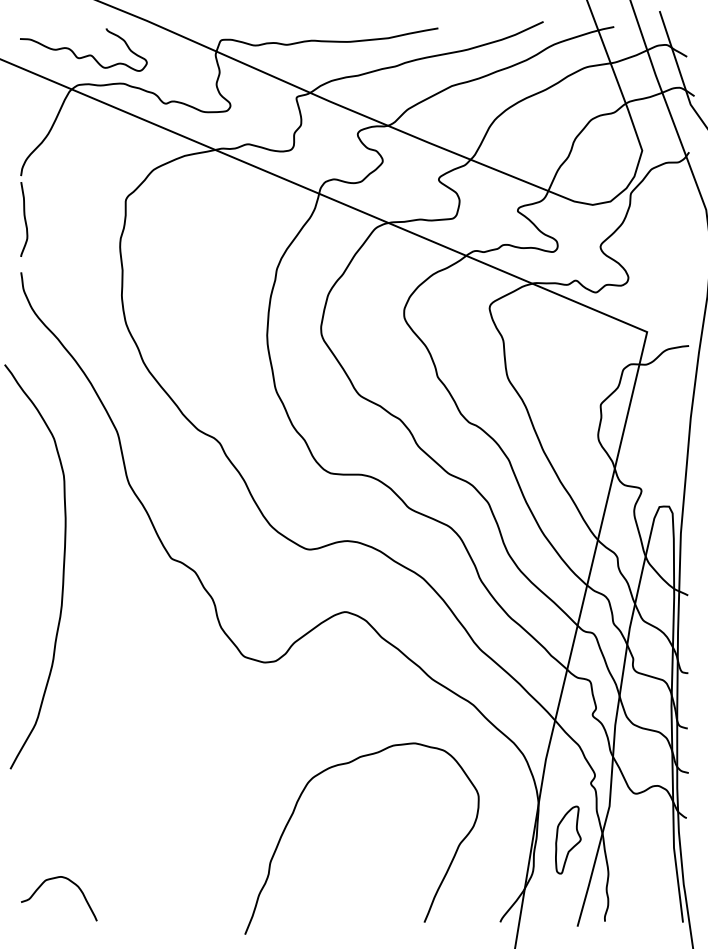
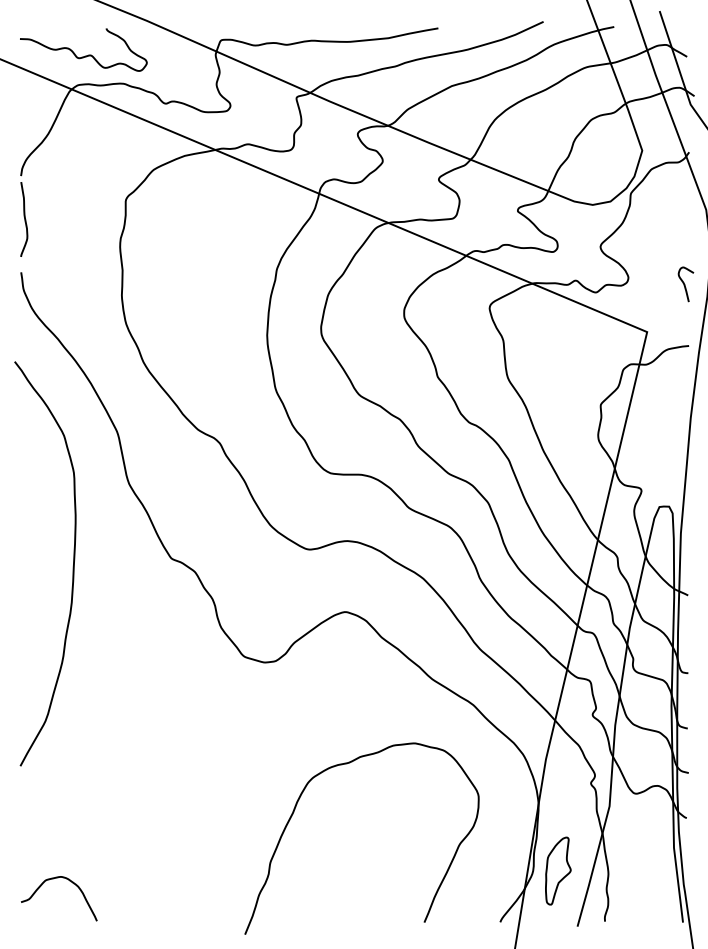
curve: none -> present (685, 284)
curve position: (62, 569) -> (72, 566) (72, 566)
part position: (568, 839) -> (558, 870) (558, 870)
